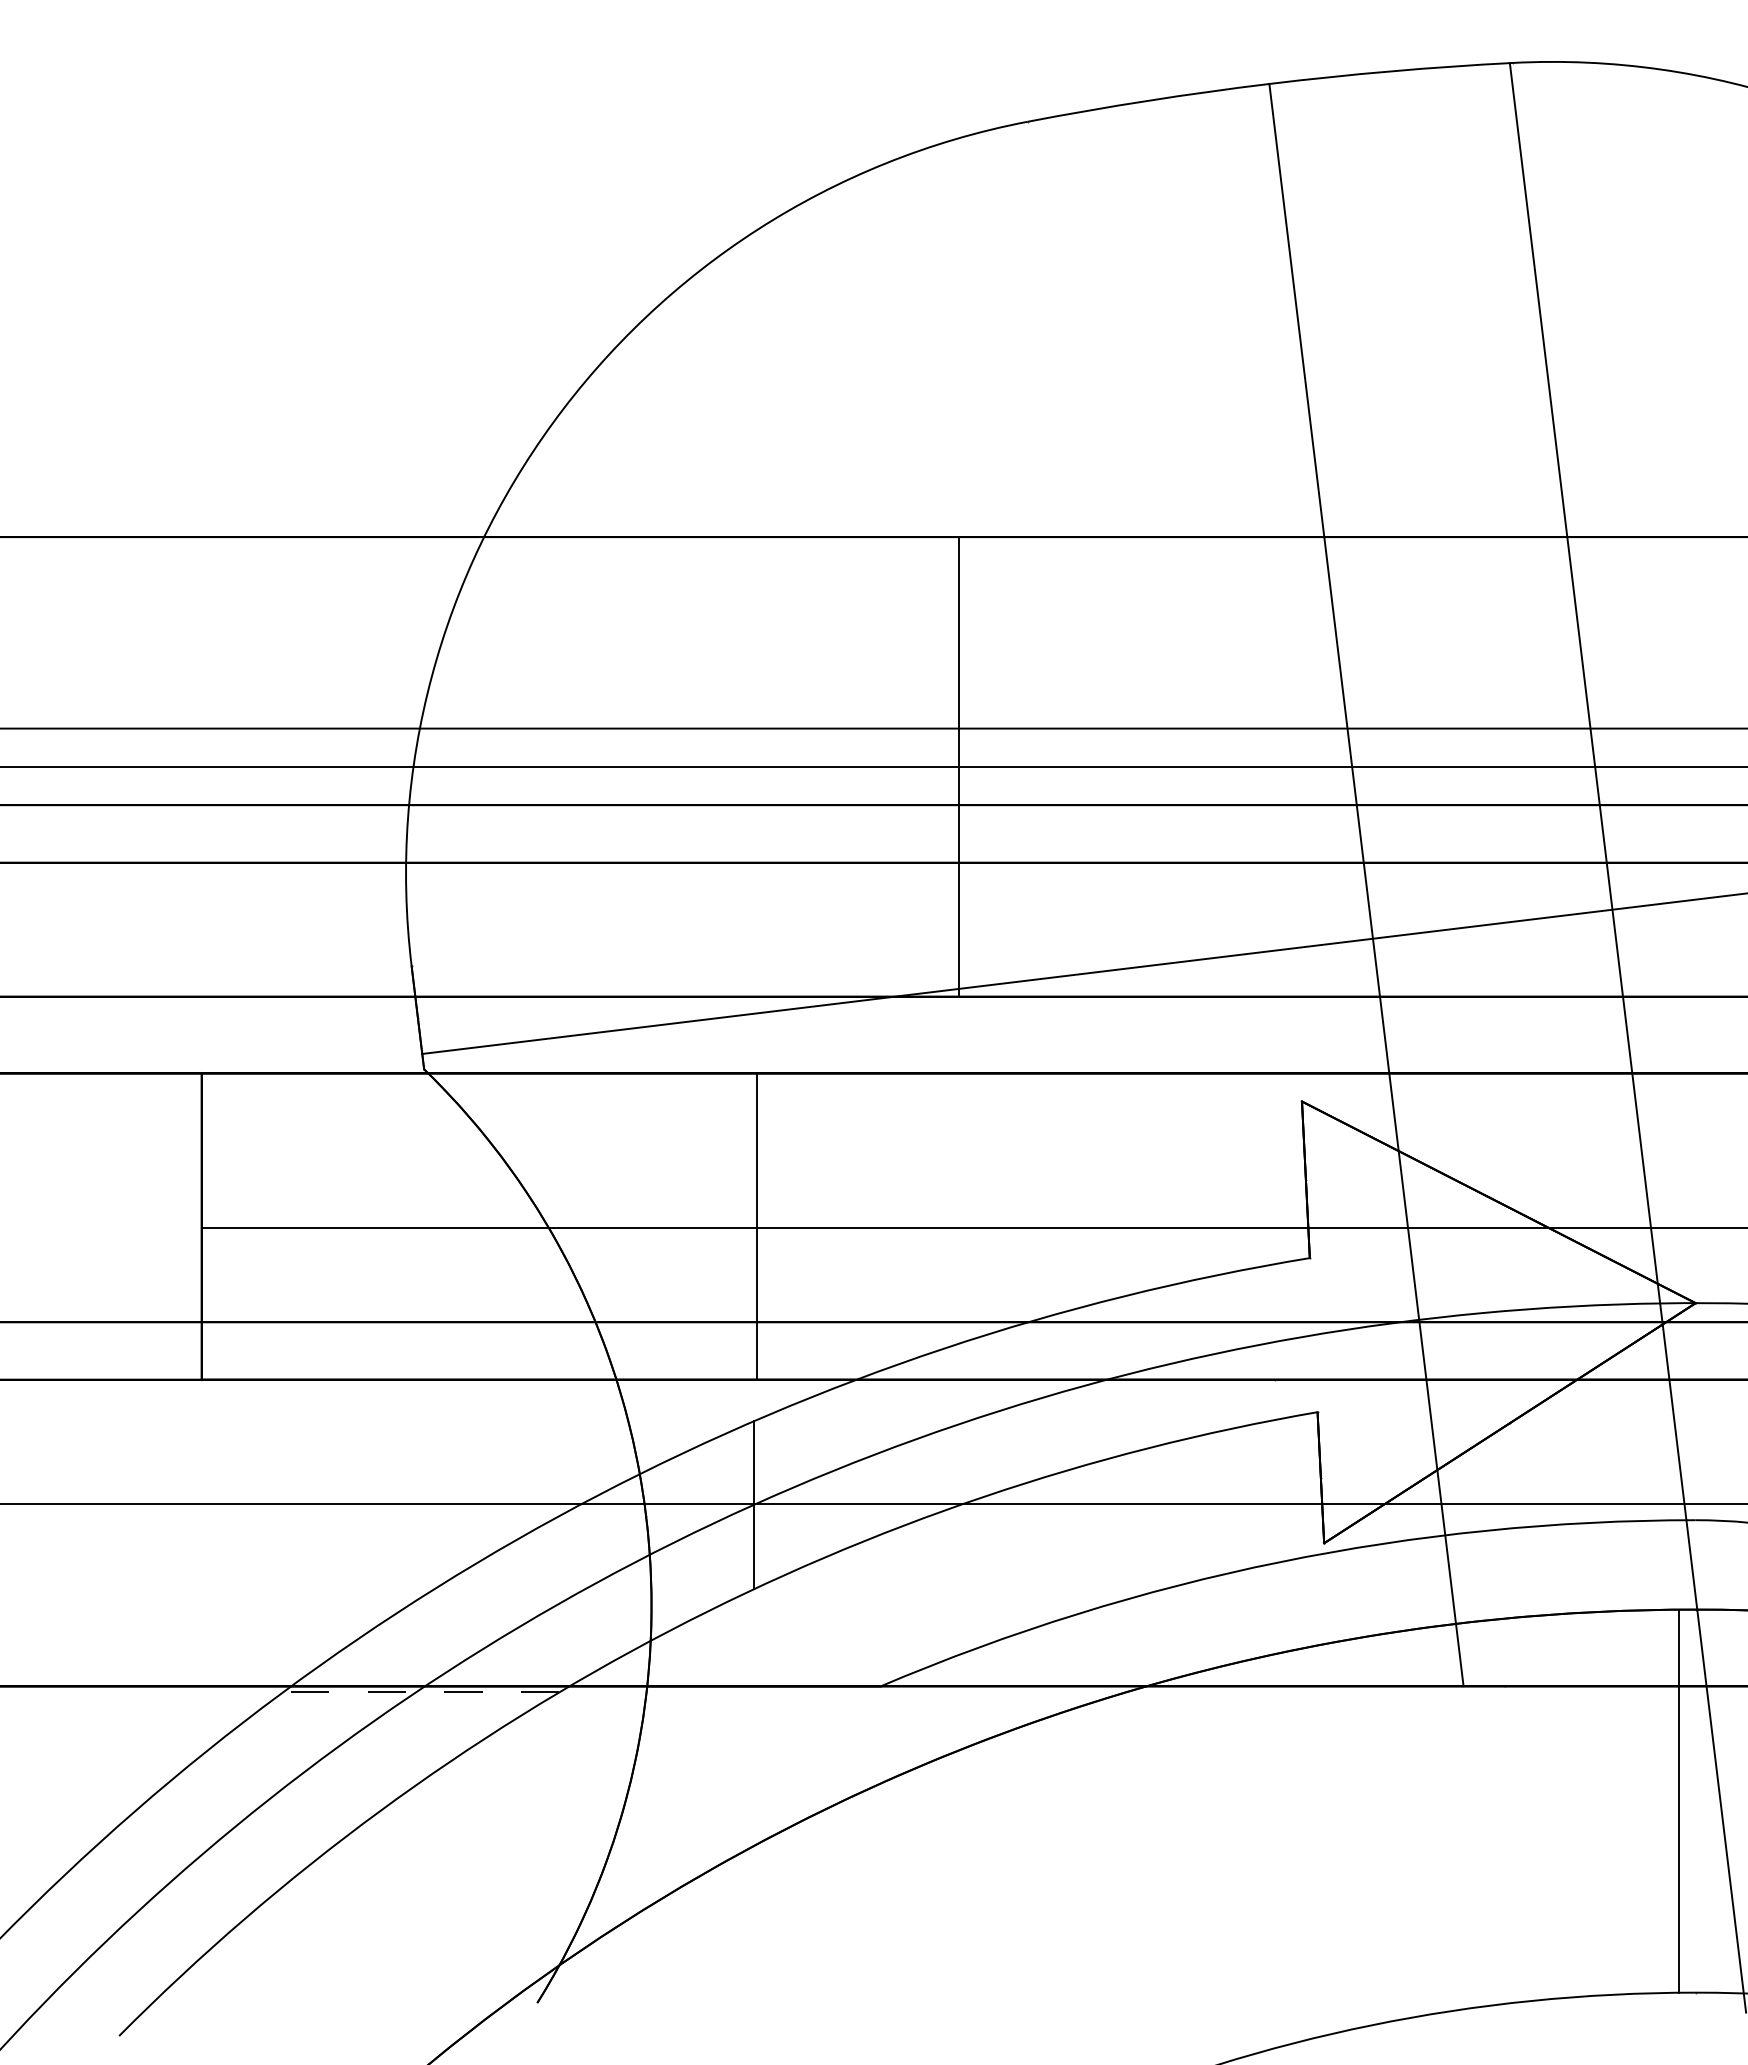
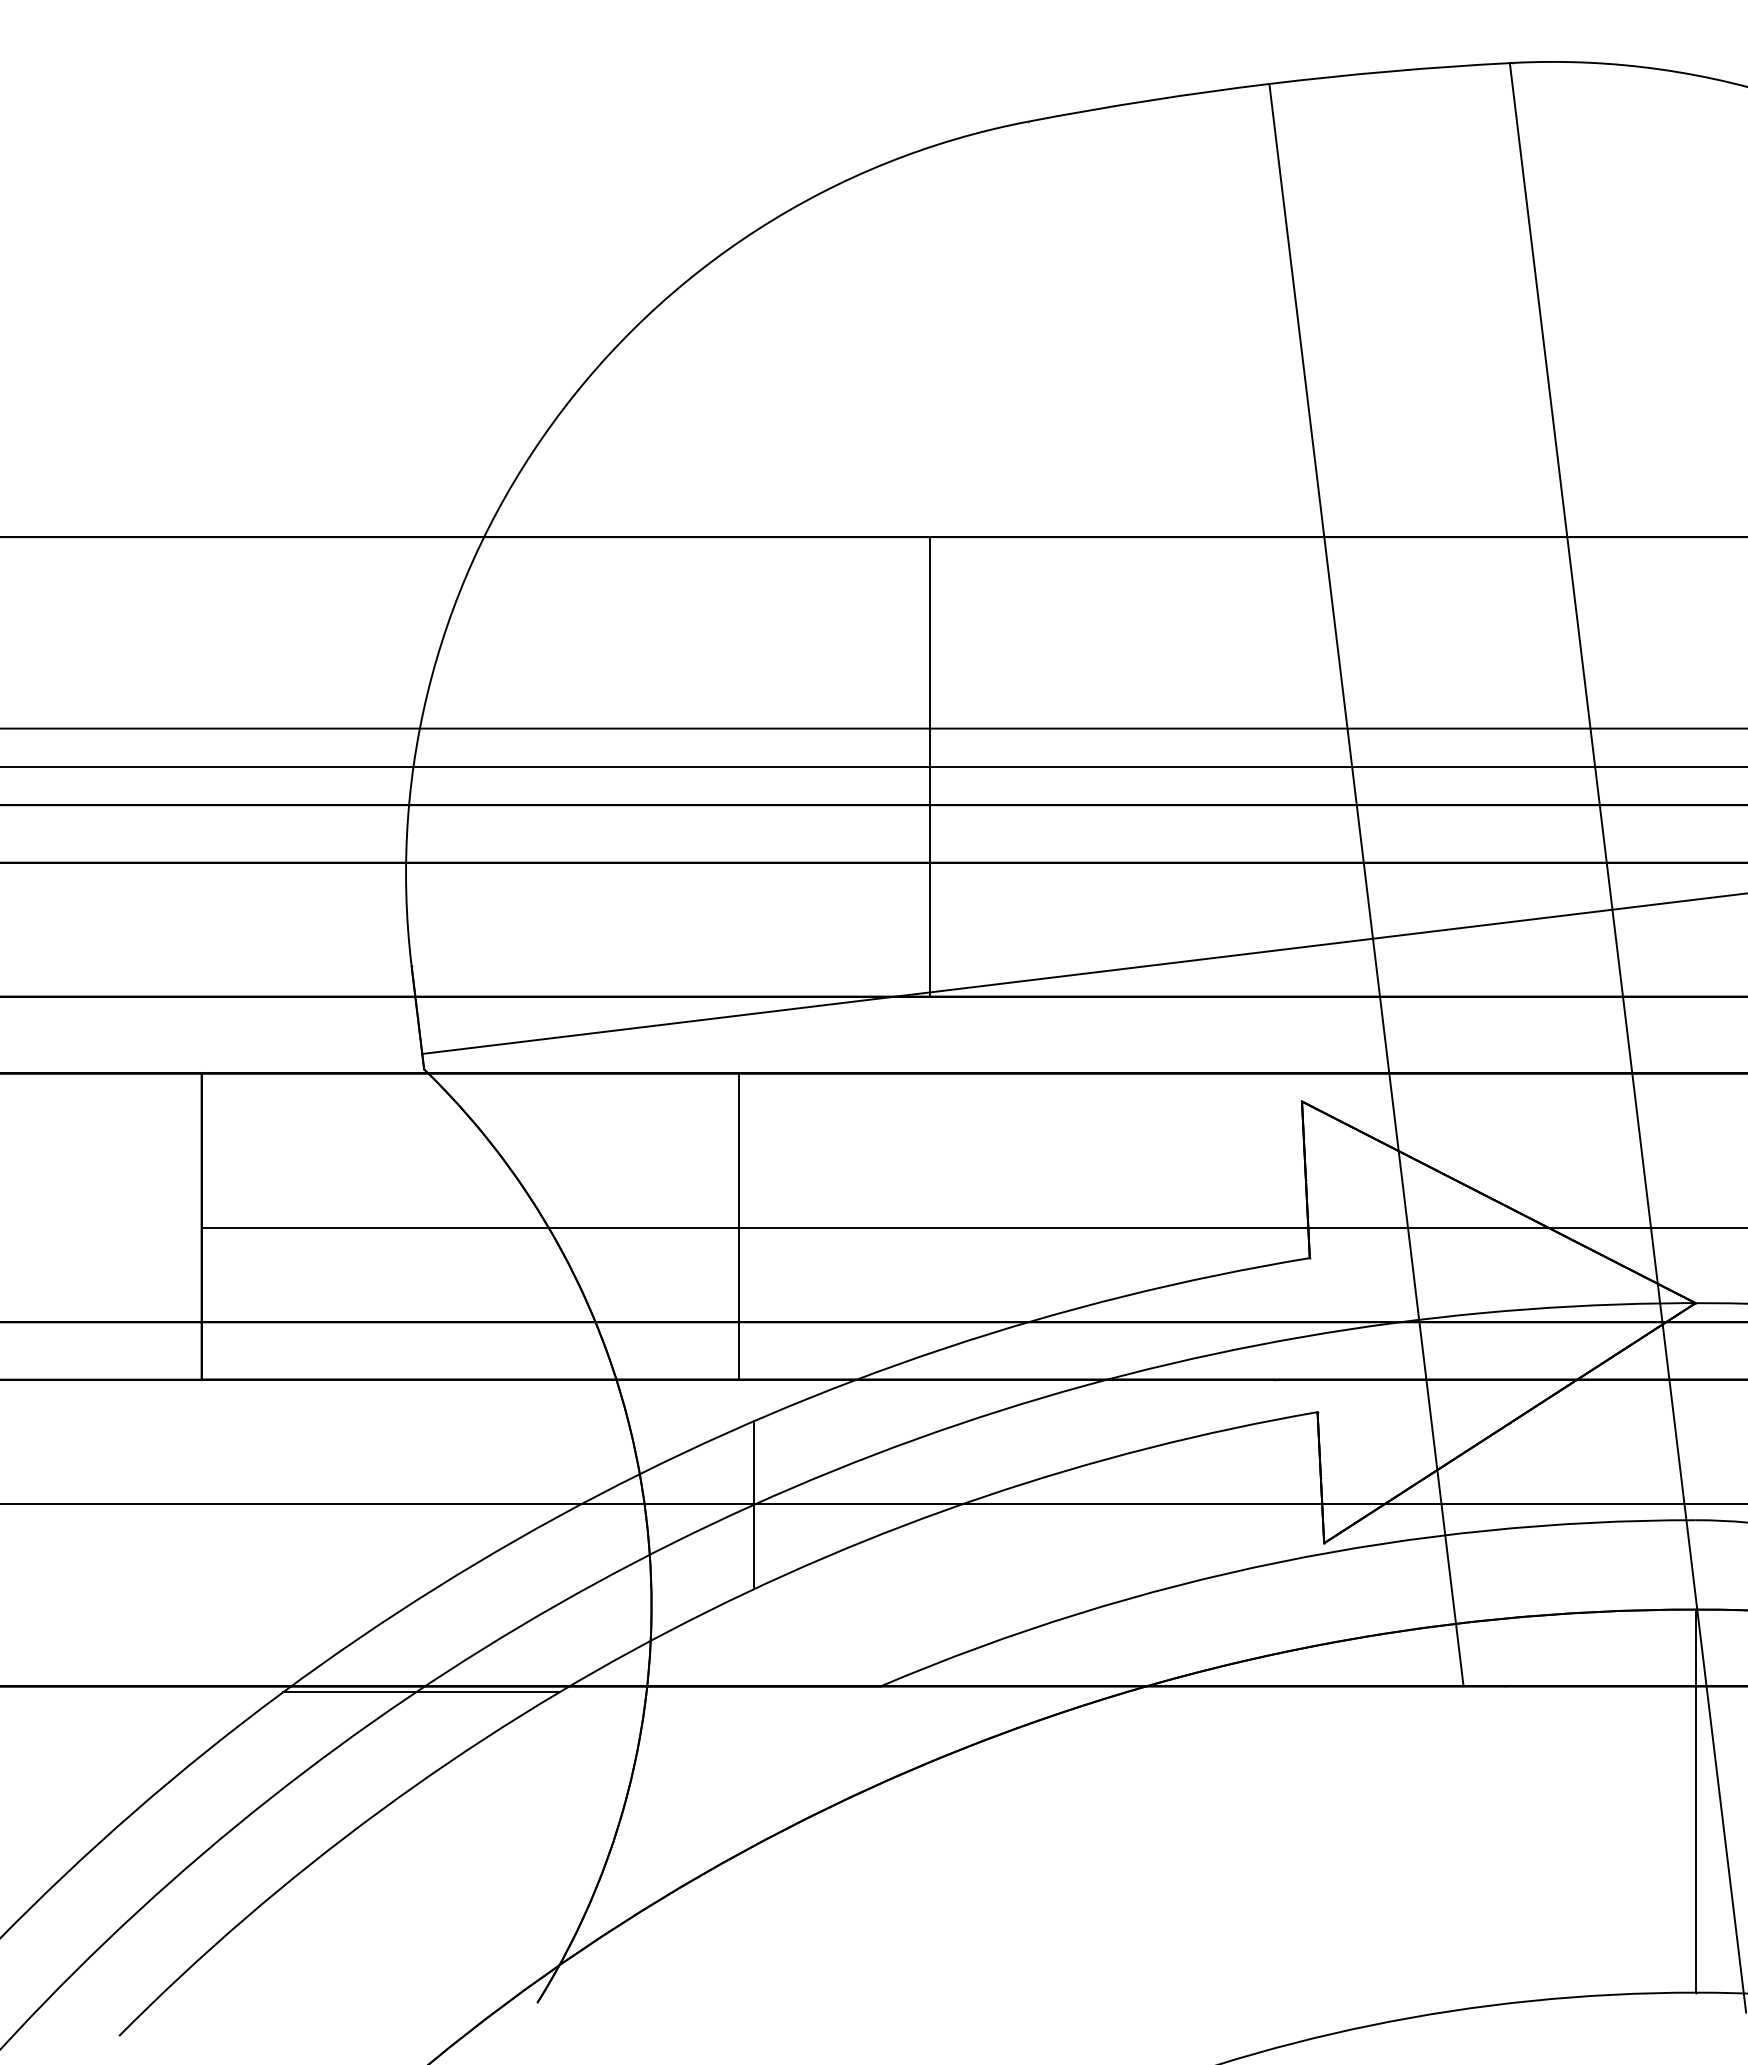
line position: (958, 766) -> (929, 766) (929, 766)
line position: (756, 1226) -> (738, 1226) (738, 1226)
line: dashed -> solid (420, 1692)
line position: (1678, 1800) -> (1695, 1800) (1695, 1800)
